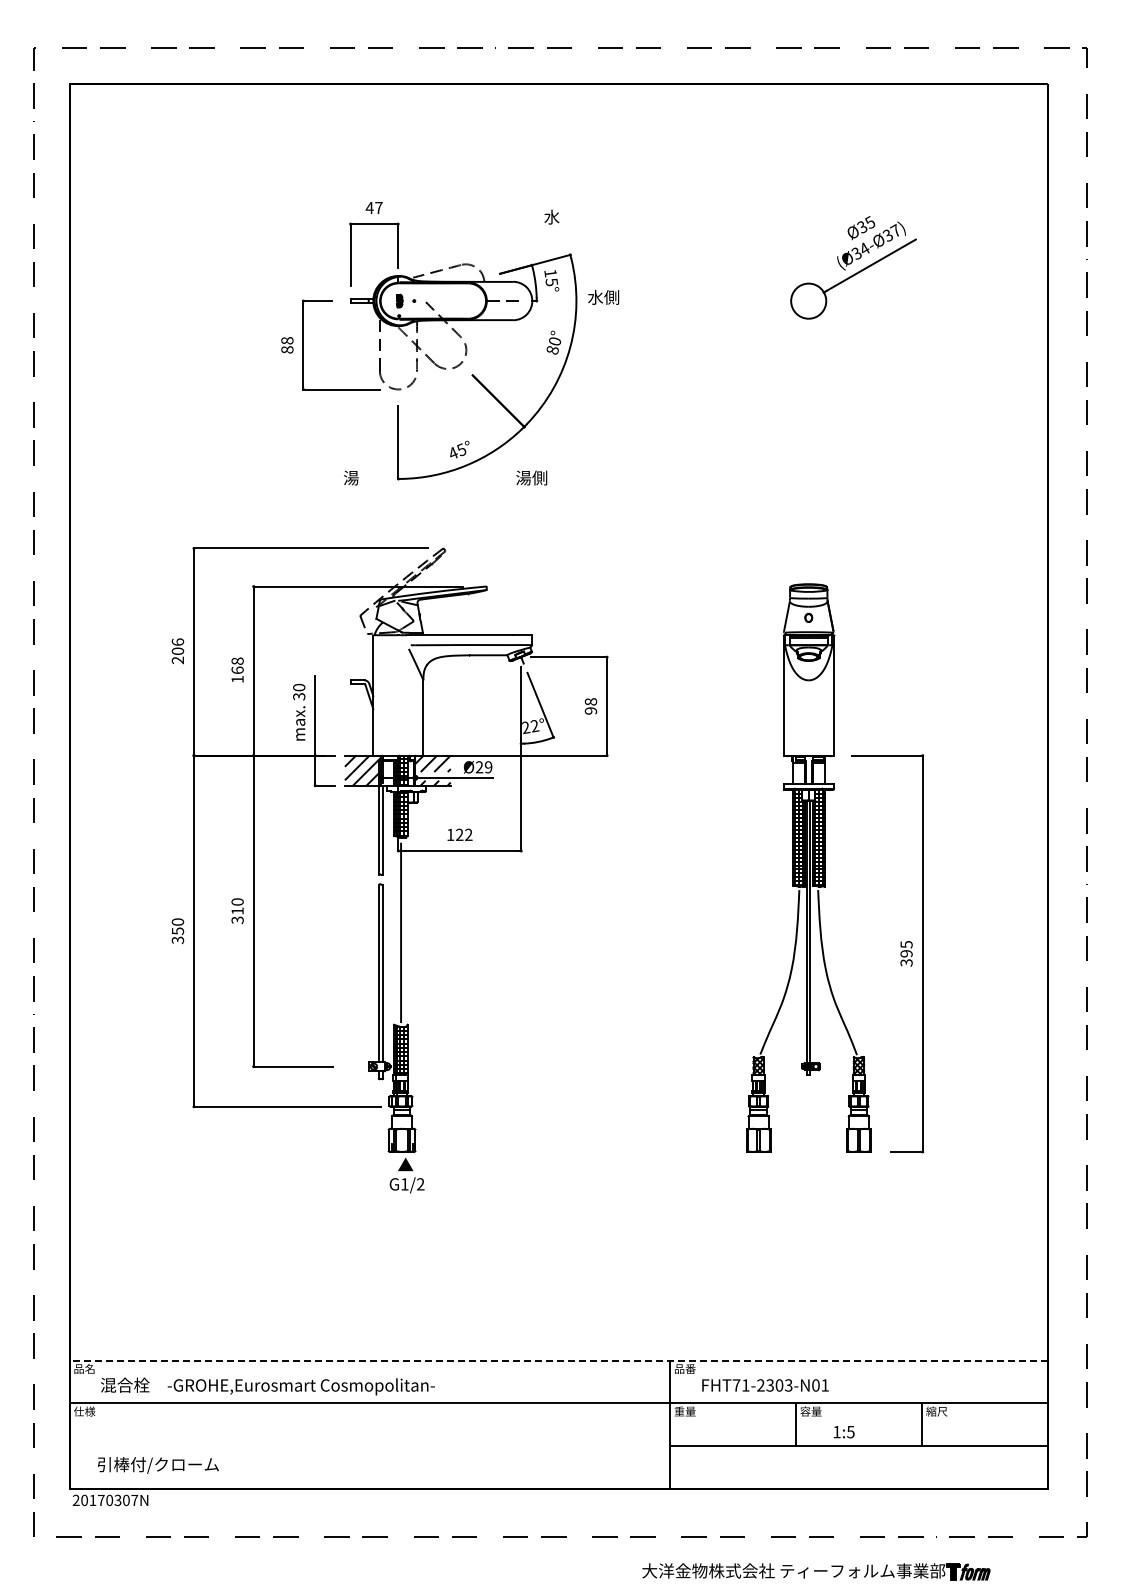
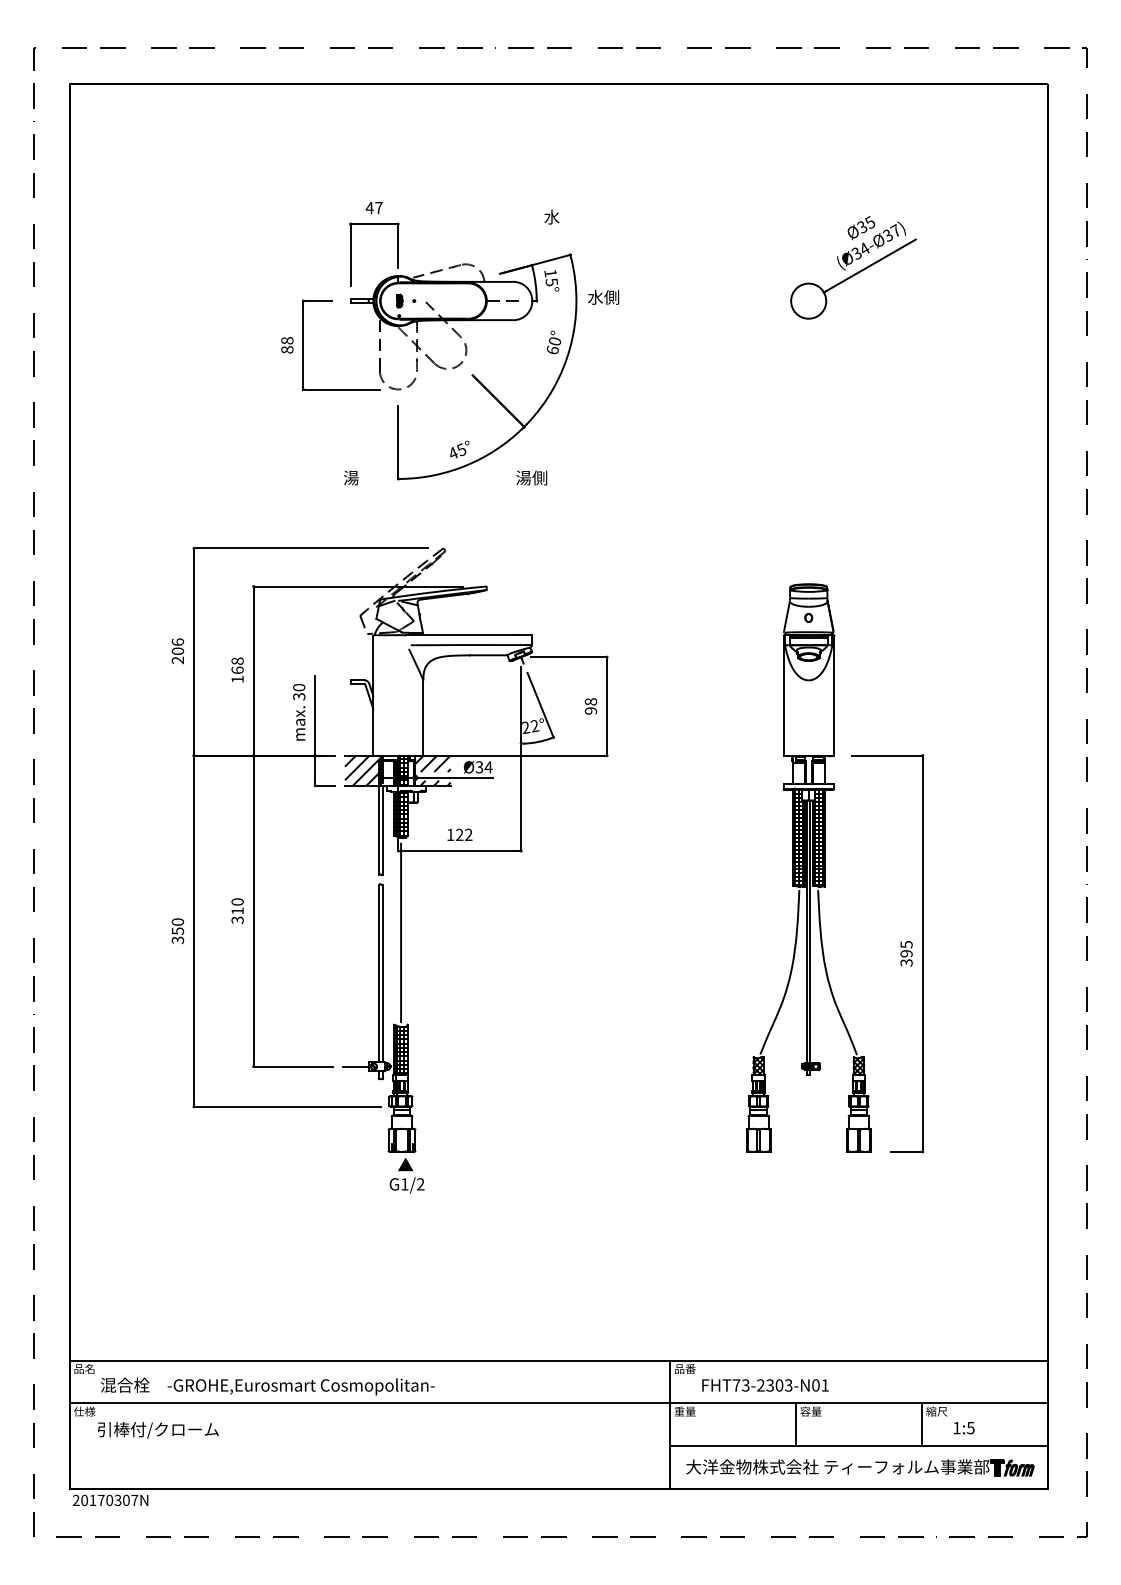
text: 80° -> 60° (552, 349)
text: Ø29 -> Ø34 (483, 767)
line: none -> present (355, 1066)
line: dashed -> solid (558, 1360)
text: FHT71-2303-N01 -> FHT73-2303-N01 (745, 1385)
text position: (843, 1432) -> (963, 1428) (963, 1428)
text position: (158, 1465) -> (158, 1430) (158, 1430)
part position: (816, 1571) -> (860, 1467) (860, 1467)
